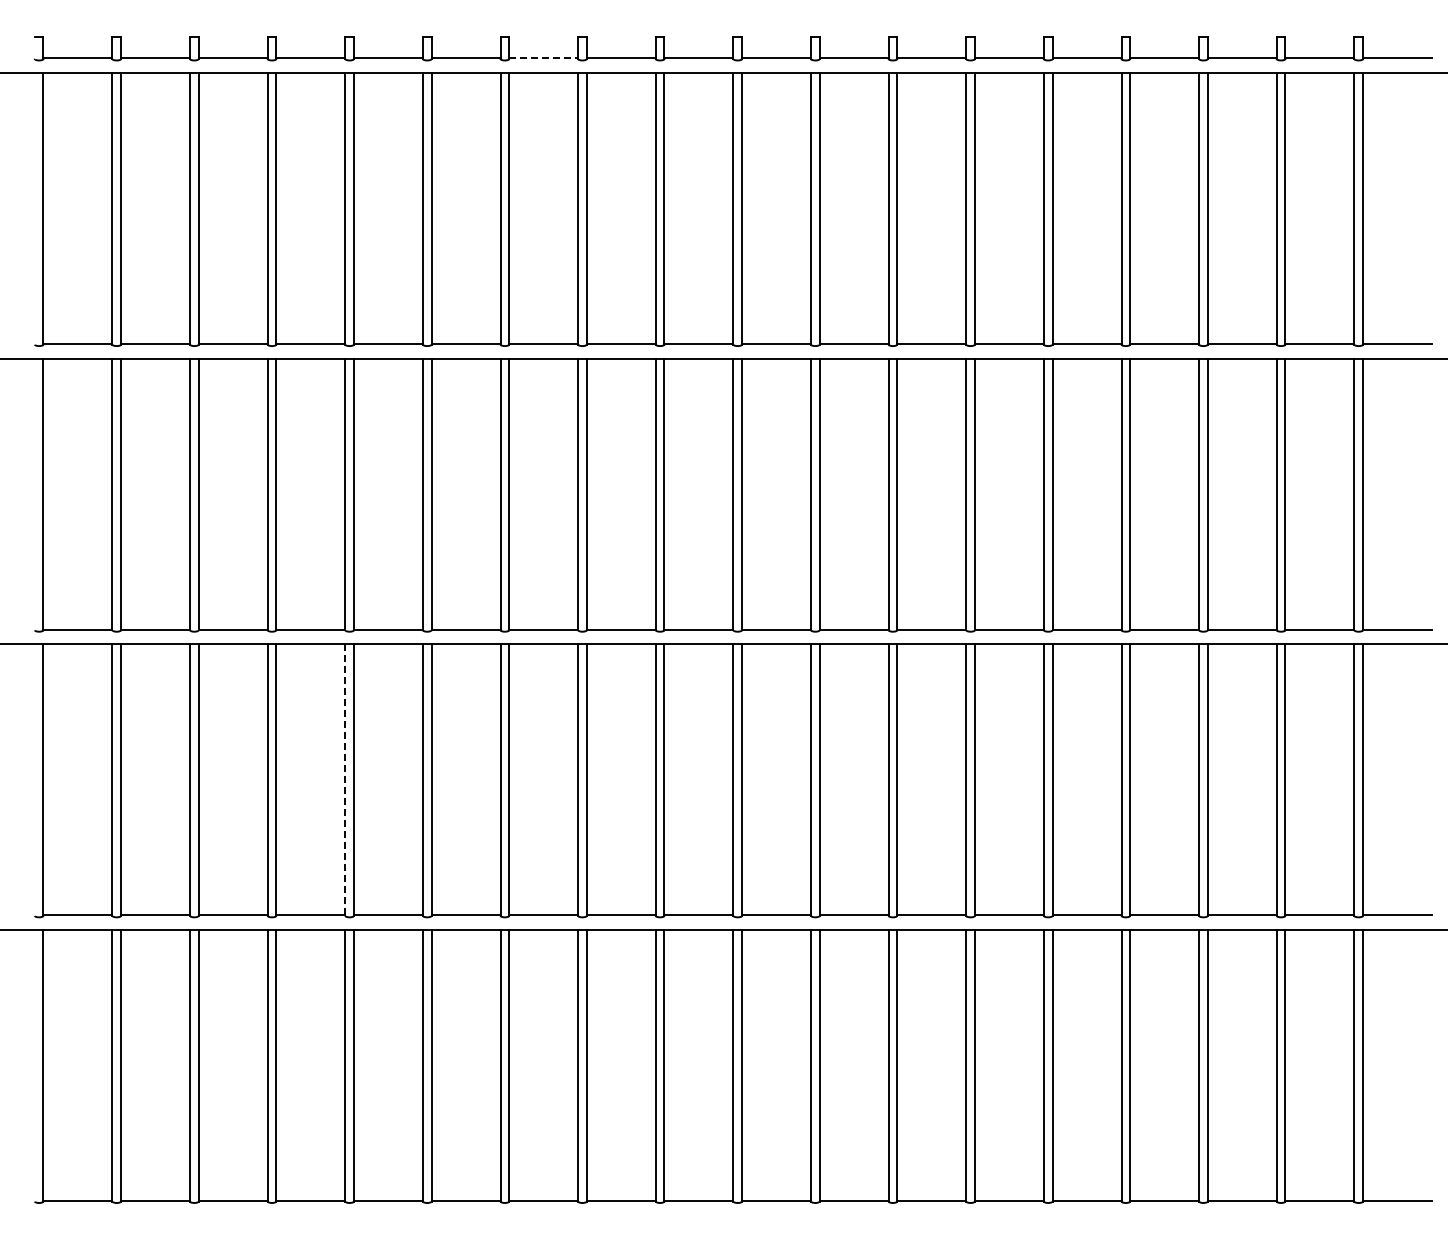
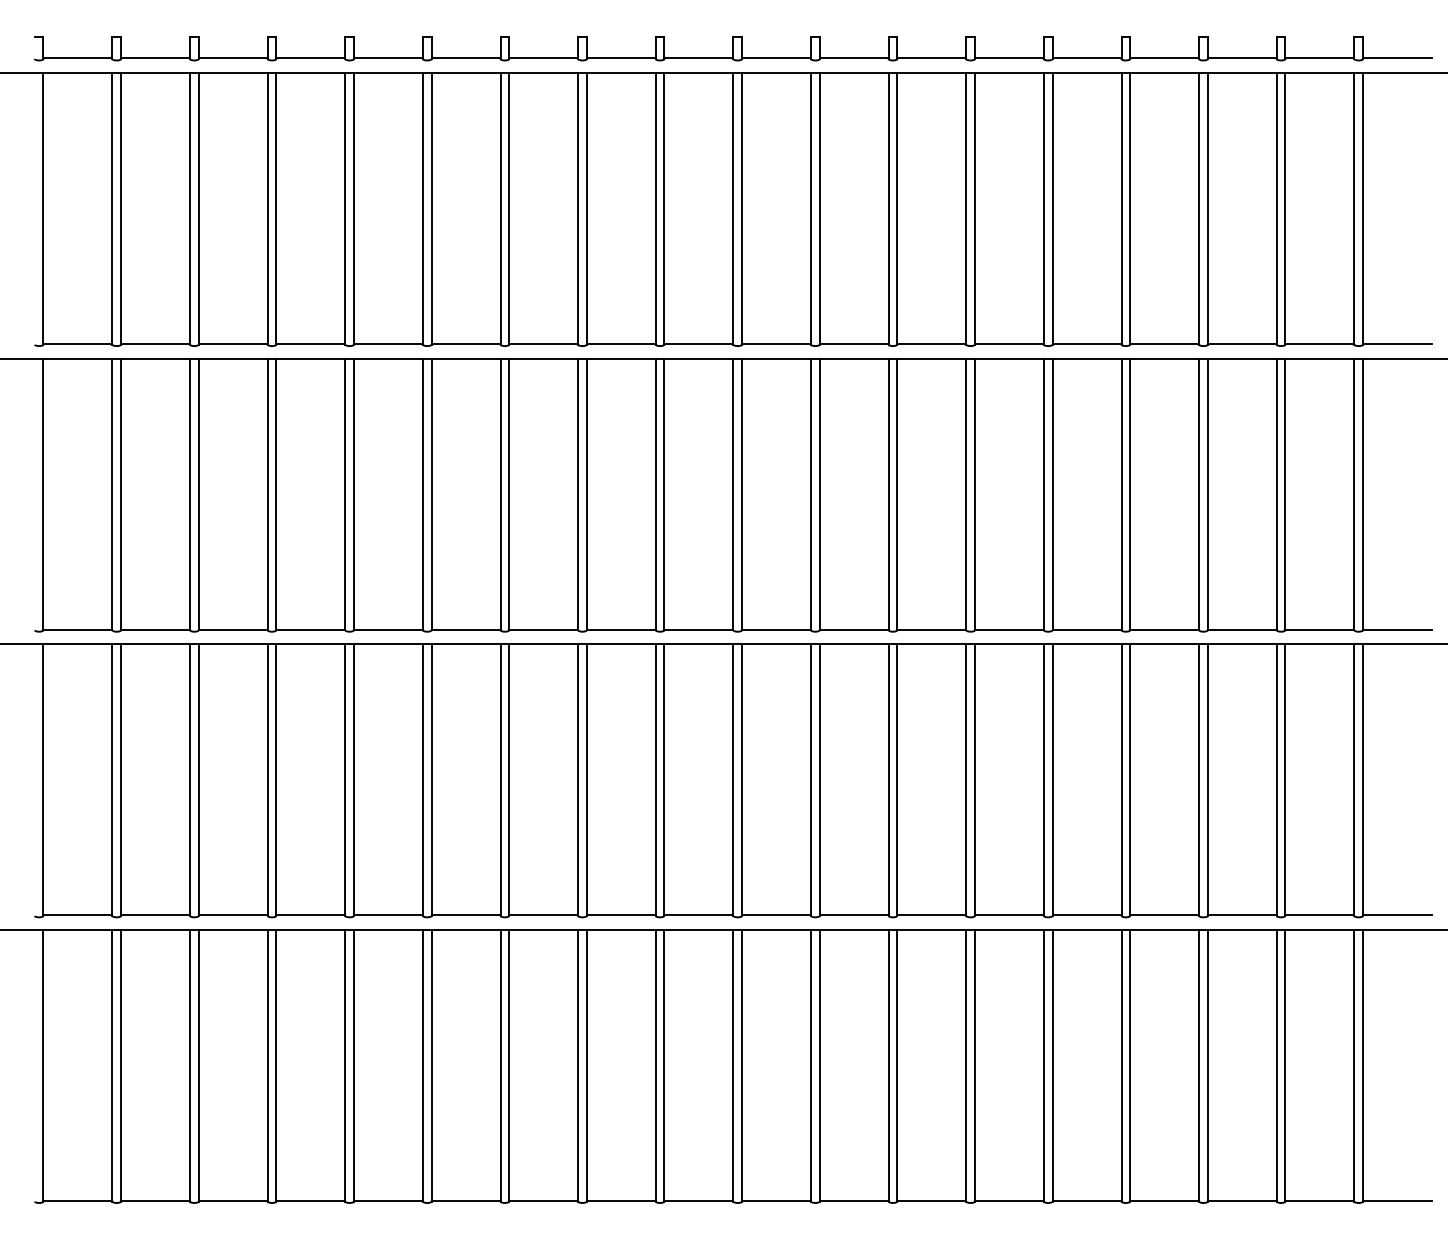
line: dashed -> solid (543, 58)
line: dashed -> solid (345, 780)
